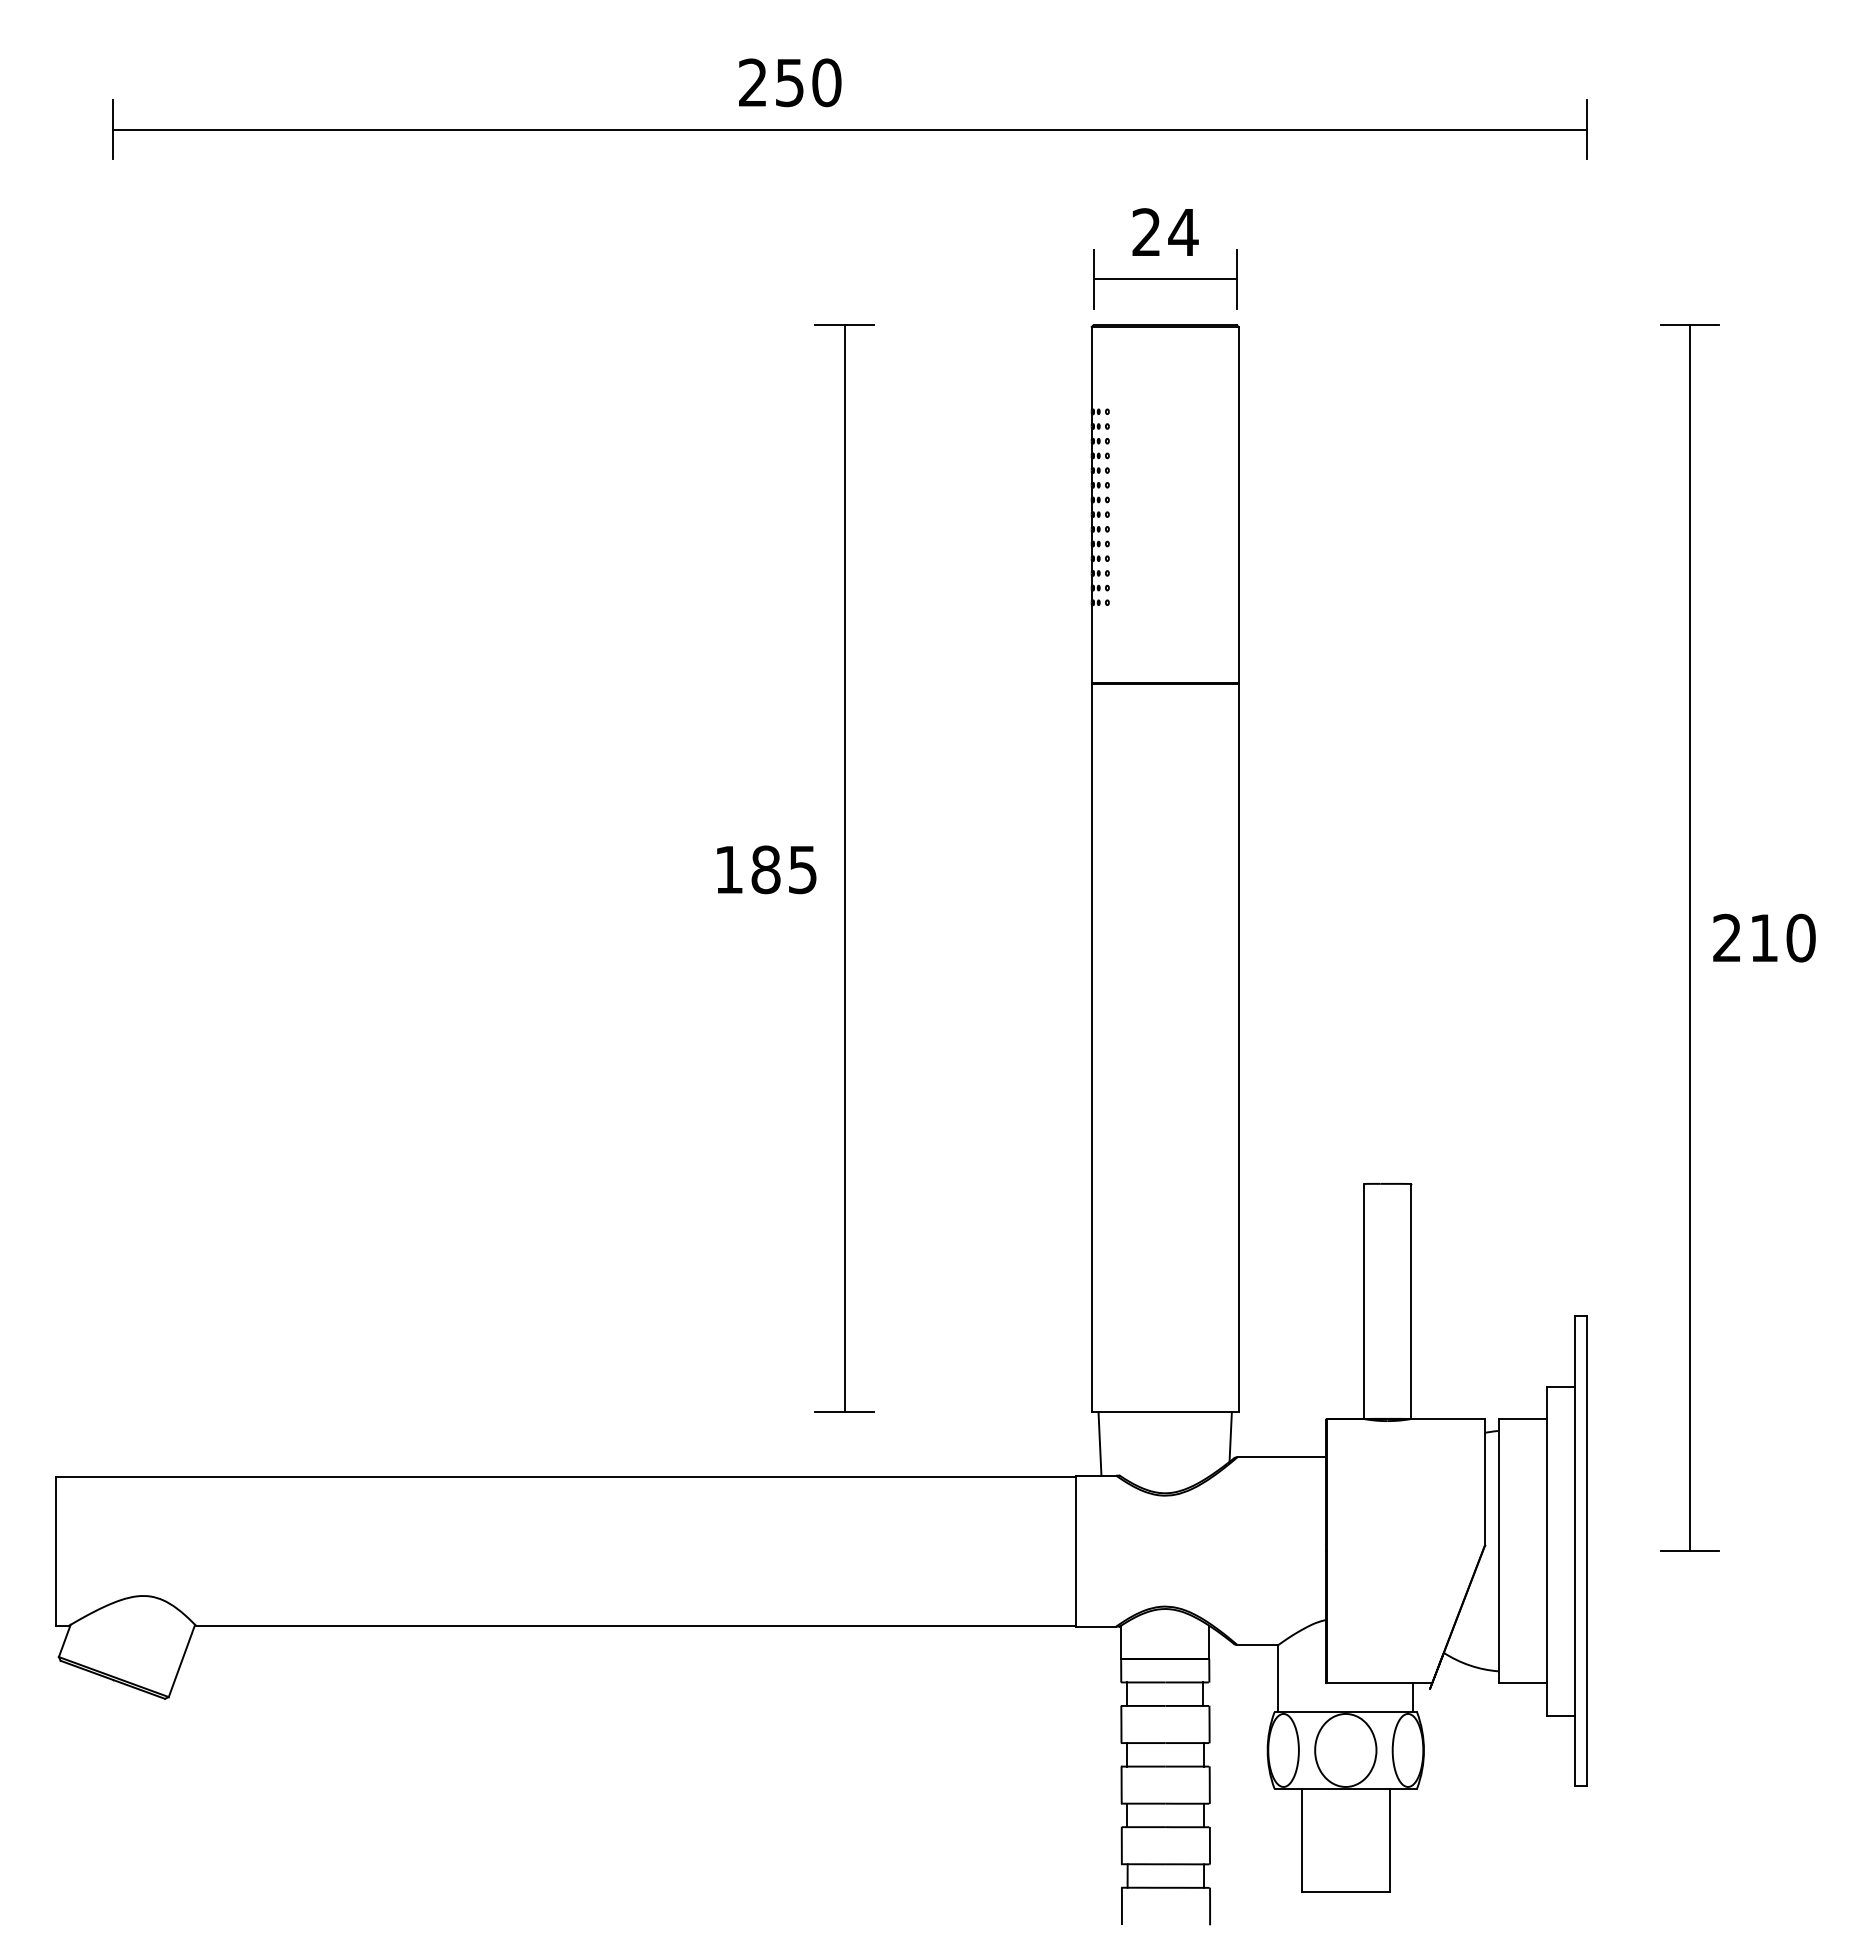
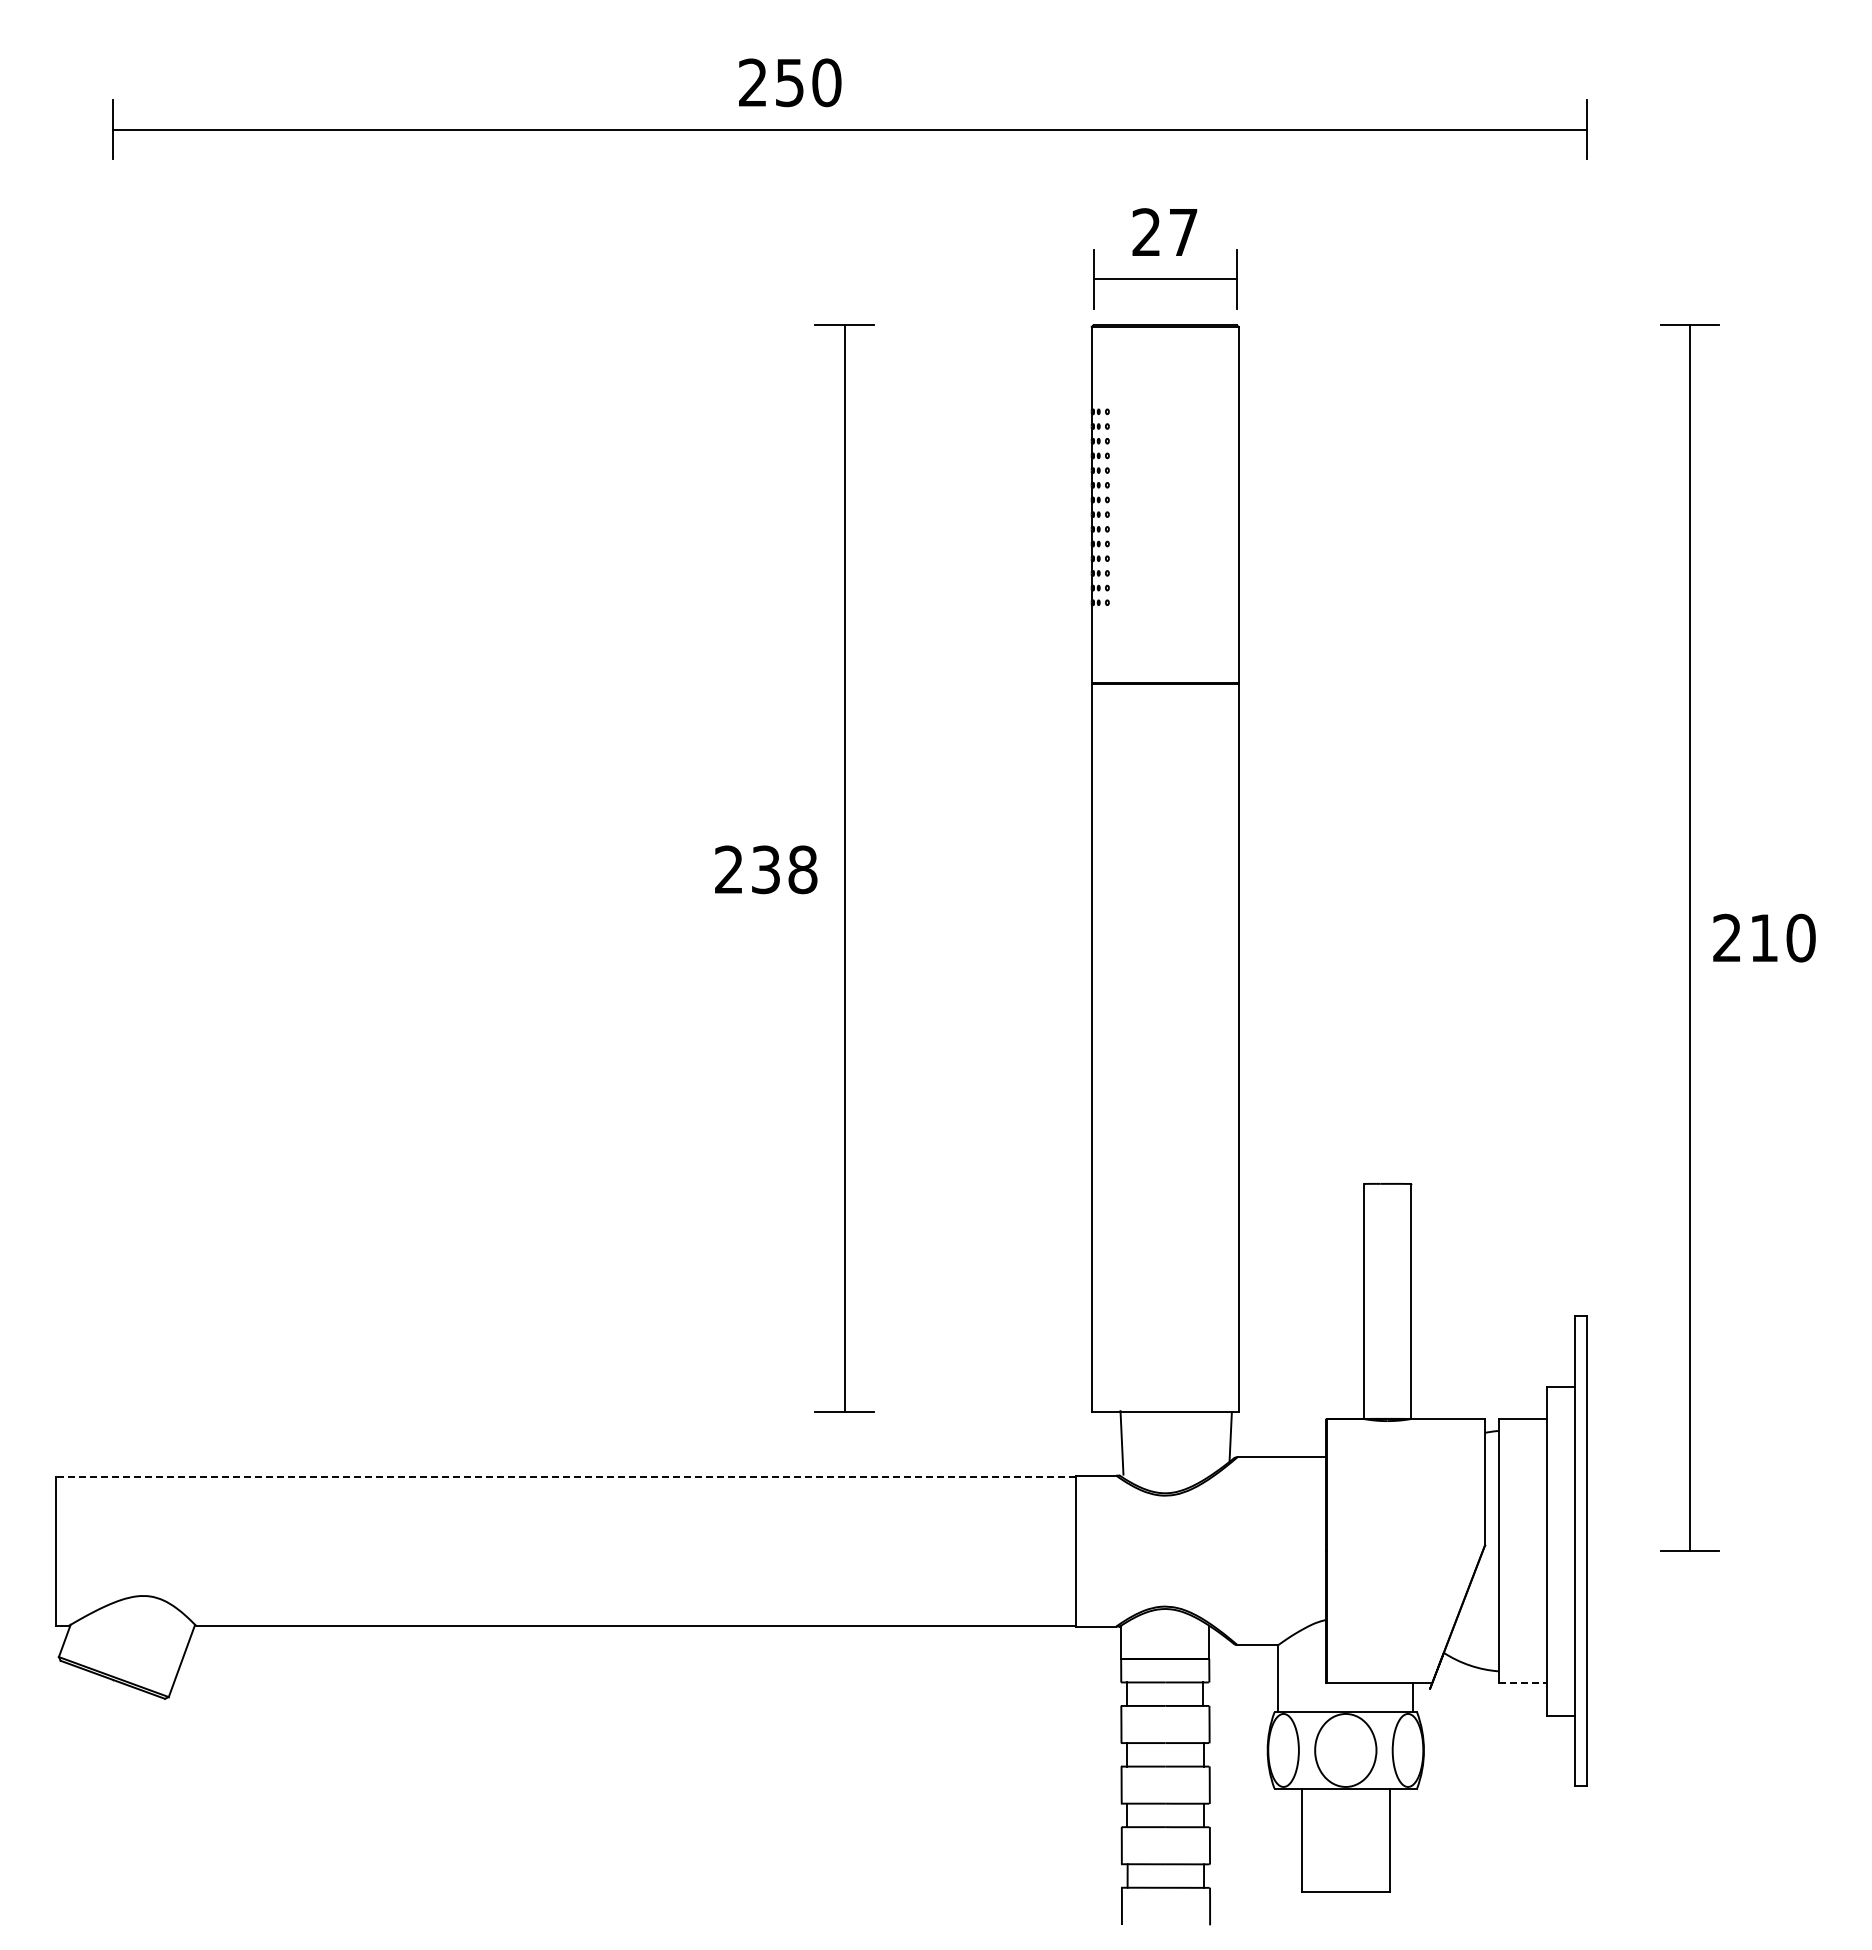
text: 24 -> 27 (1183, 232)
text: 185 -> 238 (766, 869)
line position: (1099, 1443) -> (1121, 1442) (1121, 1442)
line: solid -> dashed (566, 1476)
line: solid -> dashed (1523, 1683)
